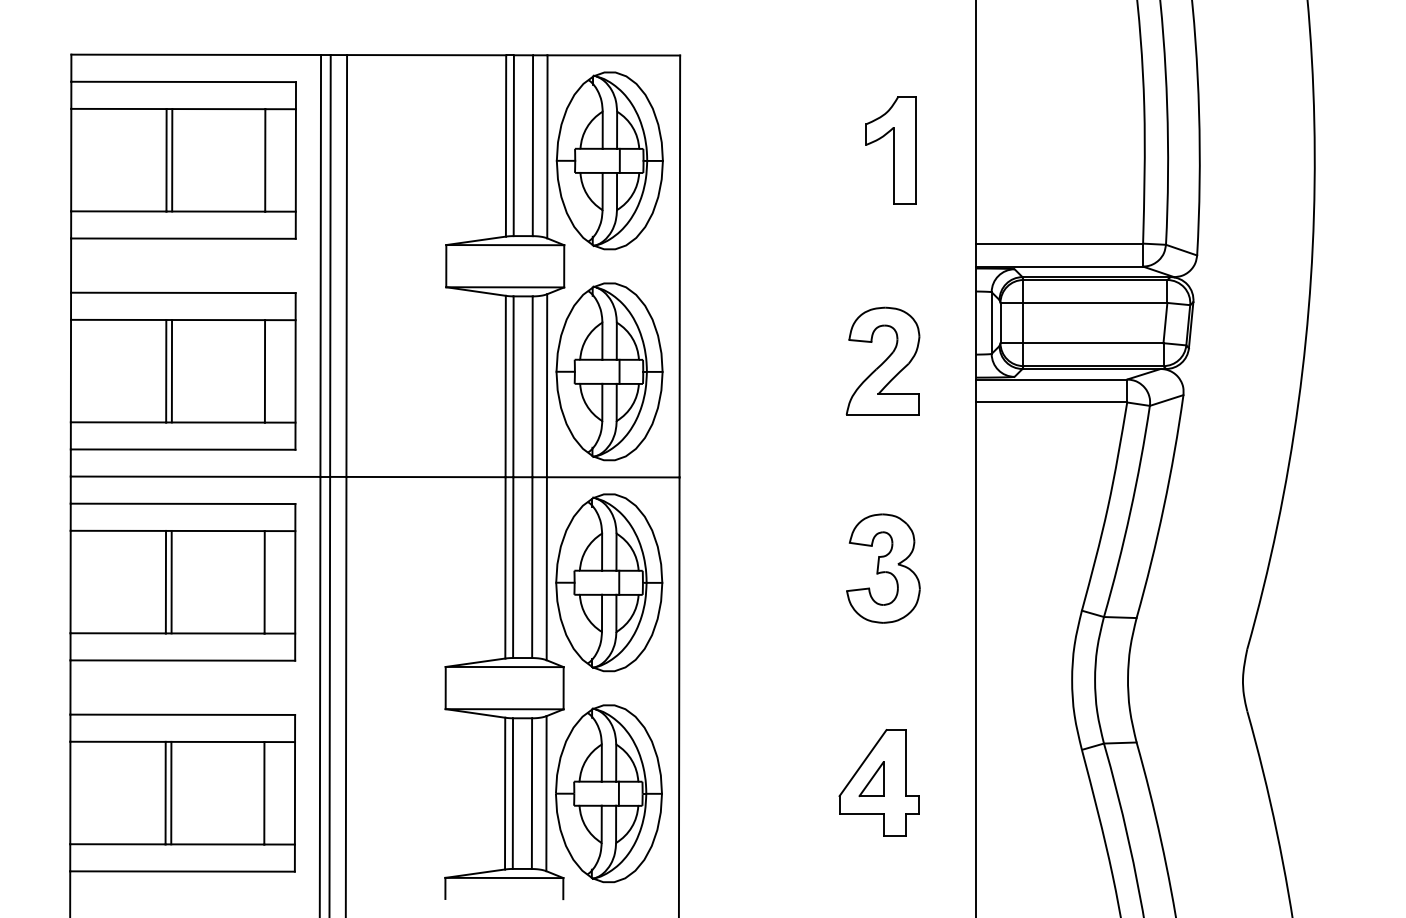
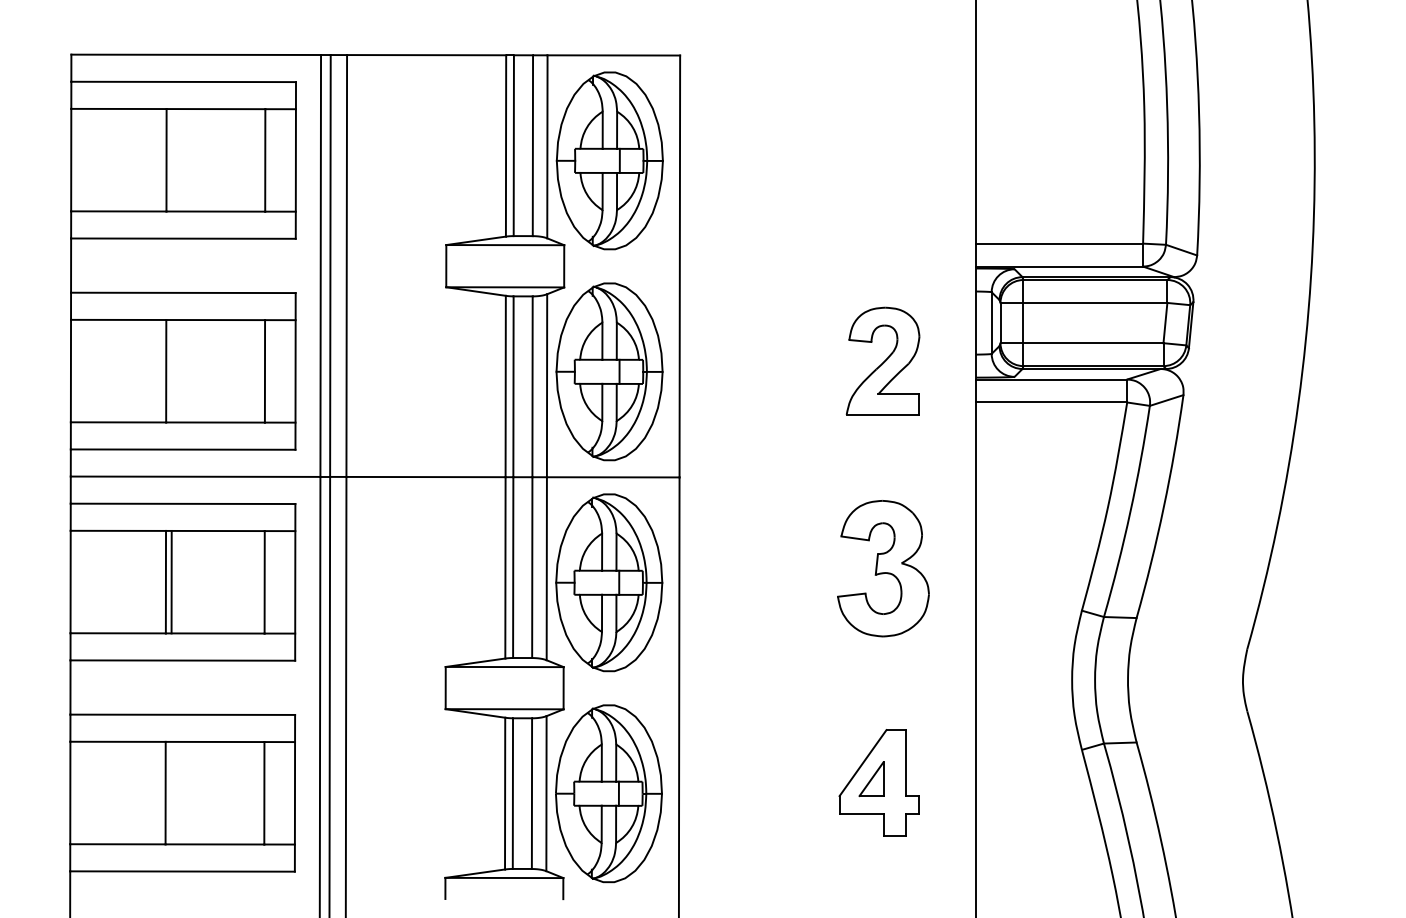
part: present -> none (890, 150)
line: present -> none (172, 160)
line: present -> none (171, 370)
part size: 75x111 px -> 93x138 px (883, 568)
line: present -> none (171, 792)
